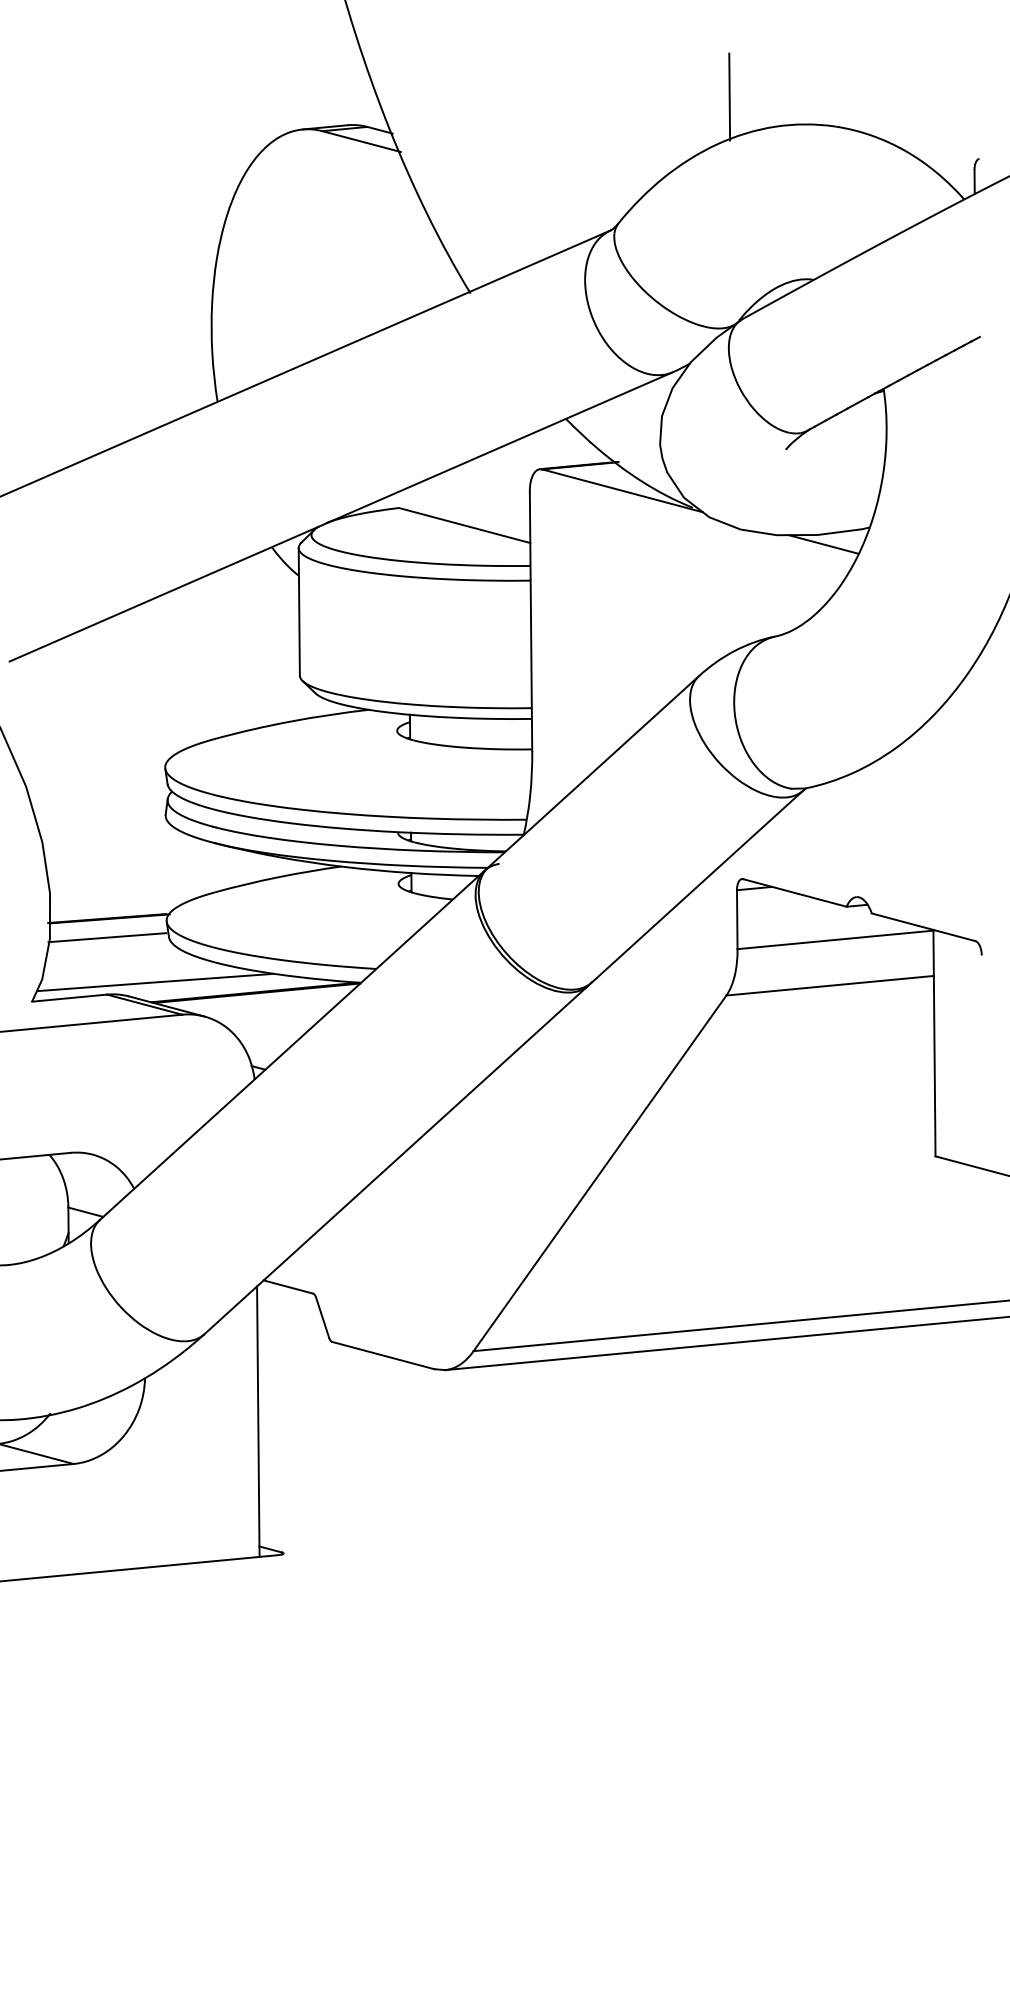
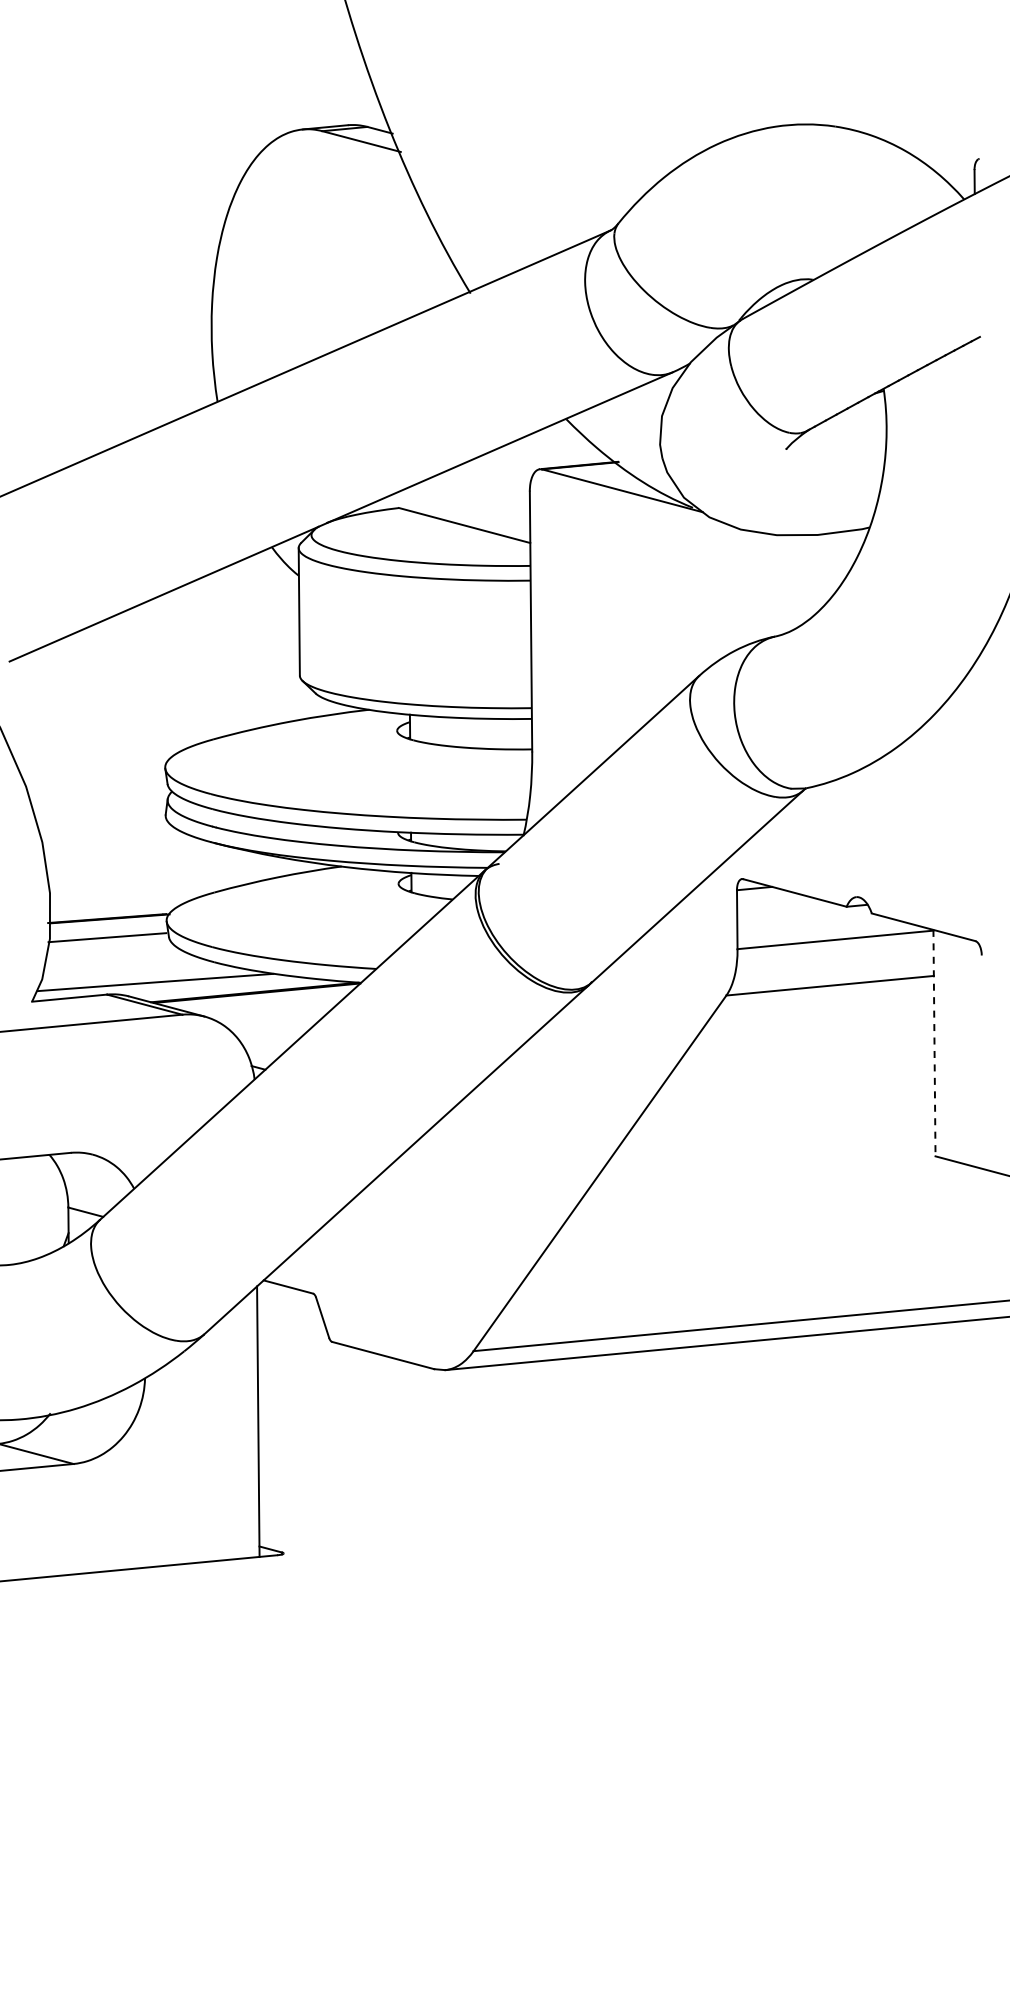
line: present -> none (729, 96)
line: present -> none (823, 544)
line: solid -> dashed (934, 1043)
